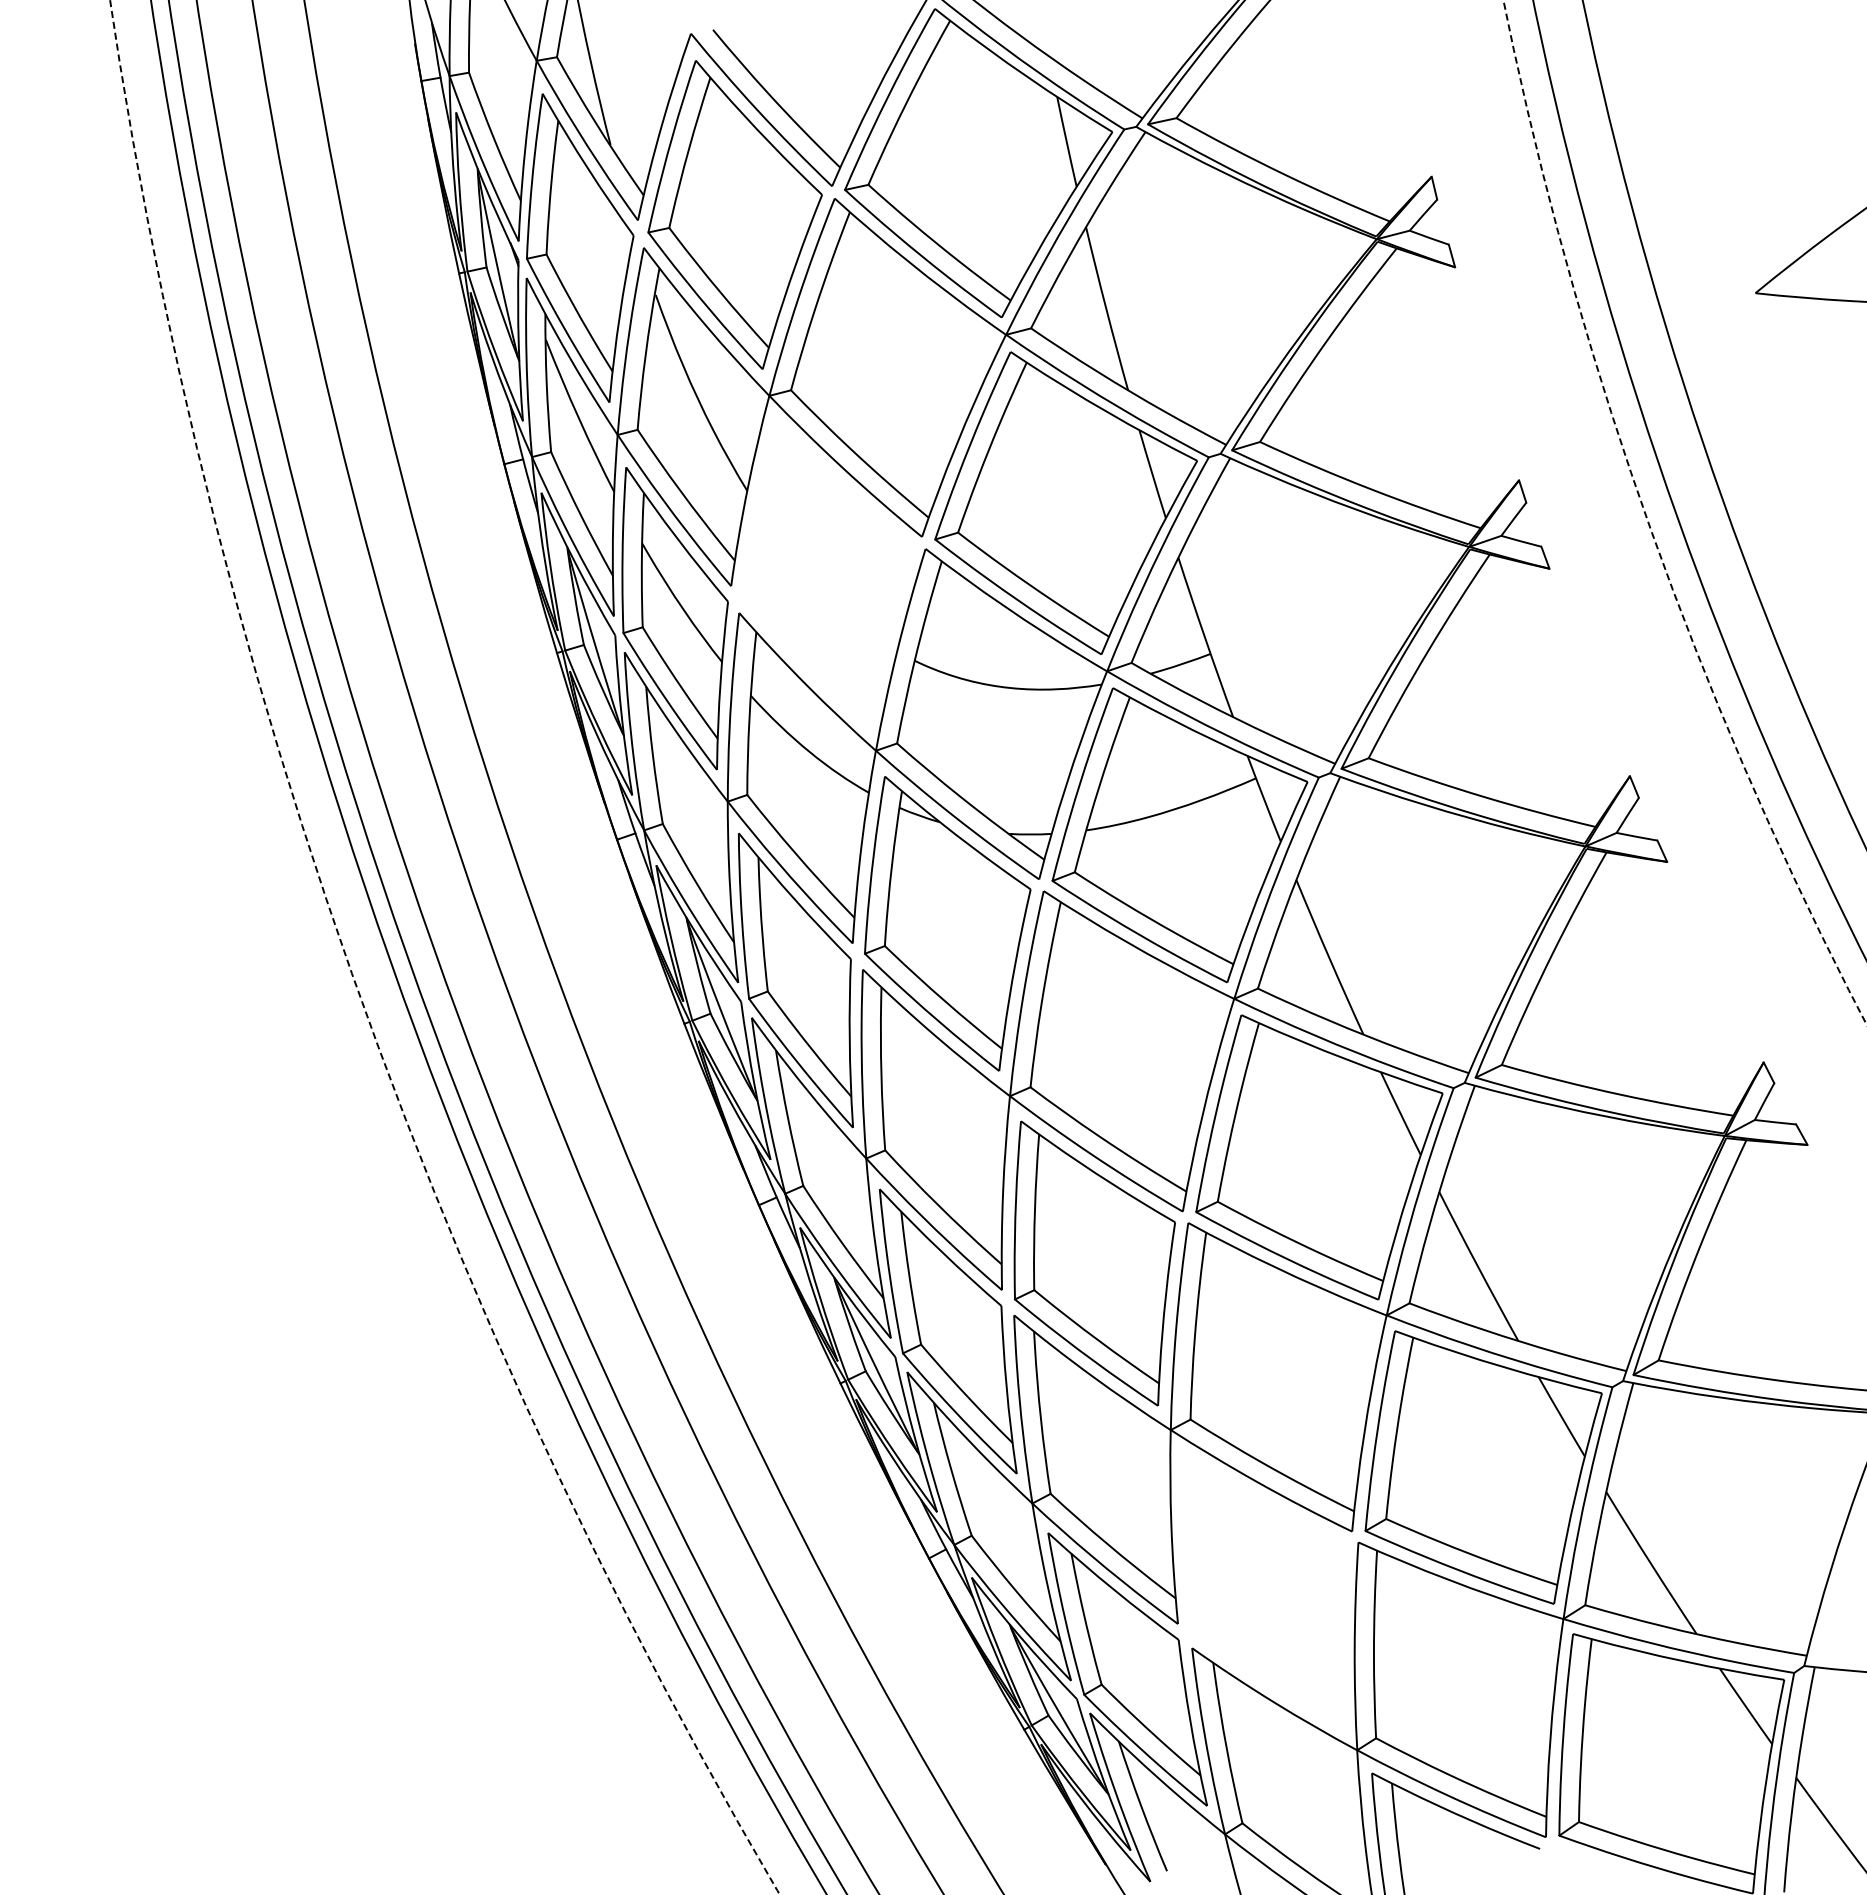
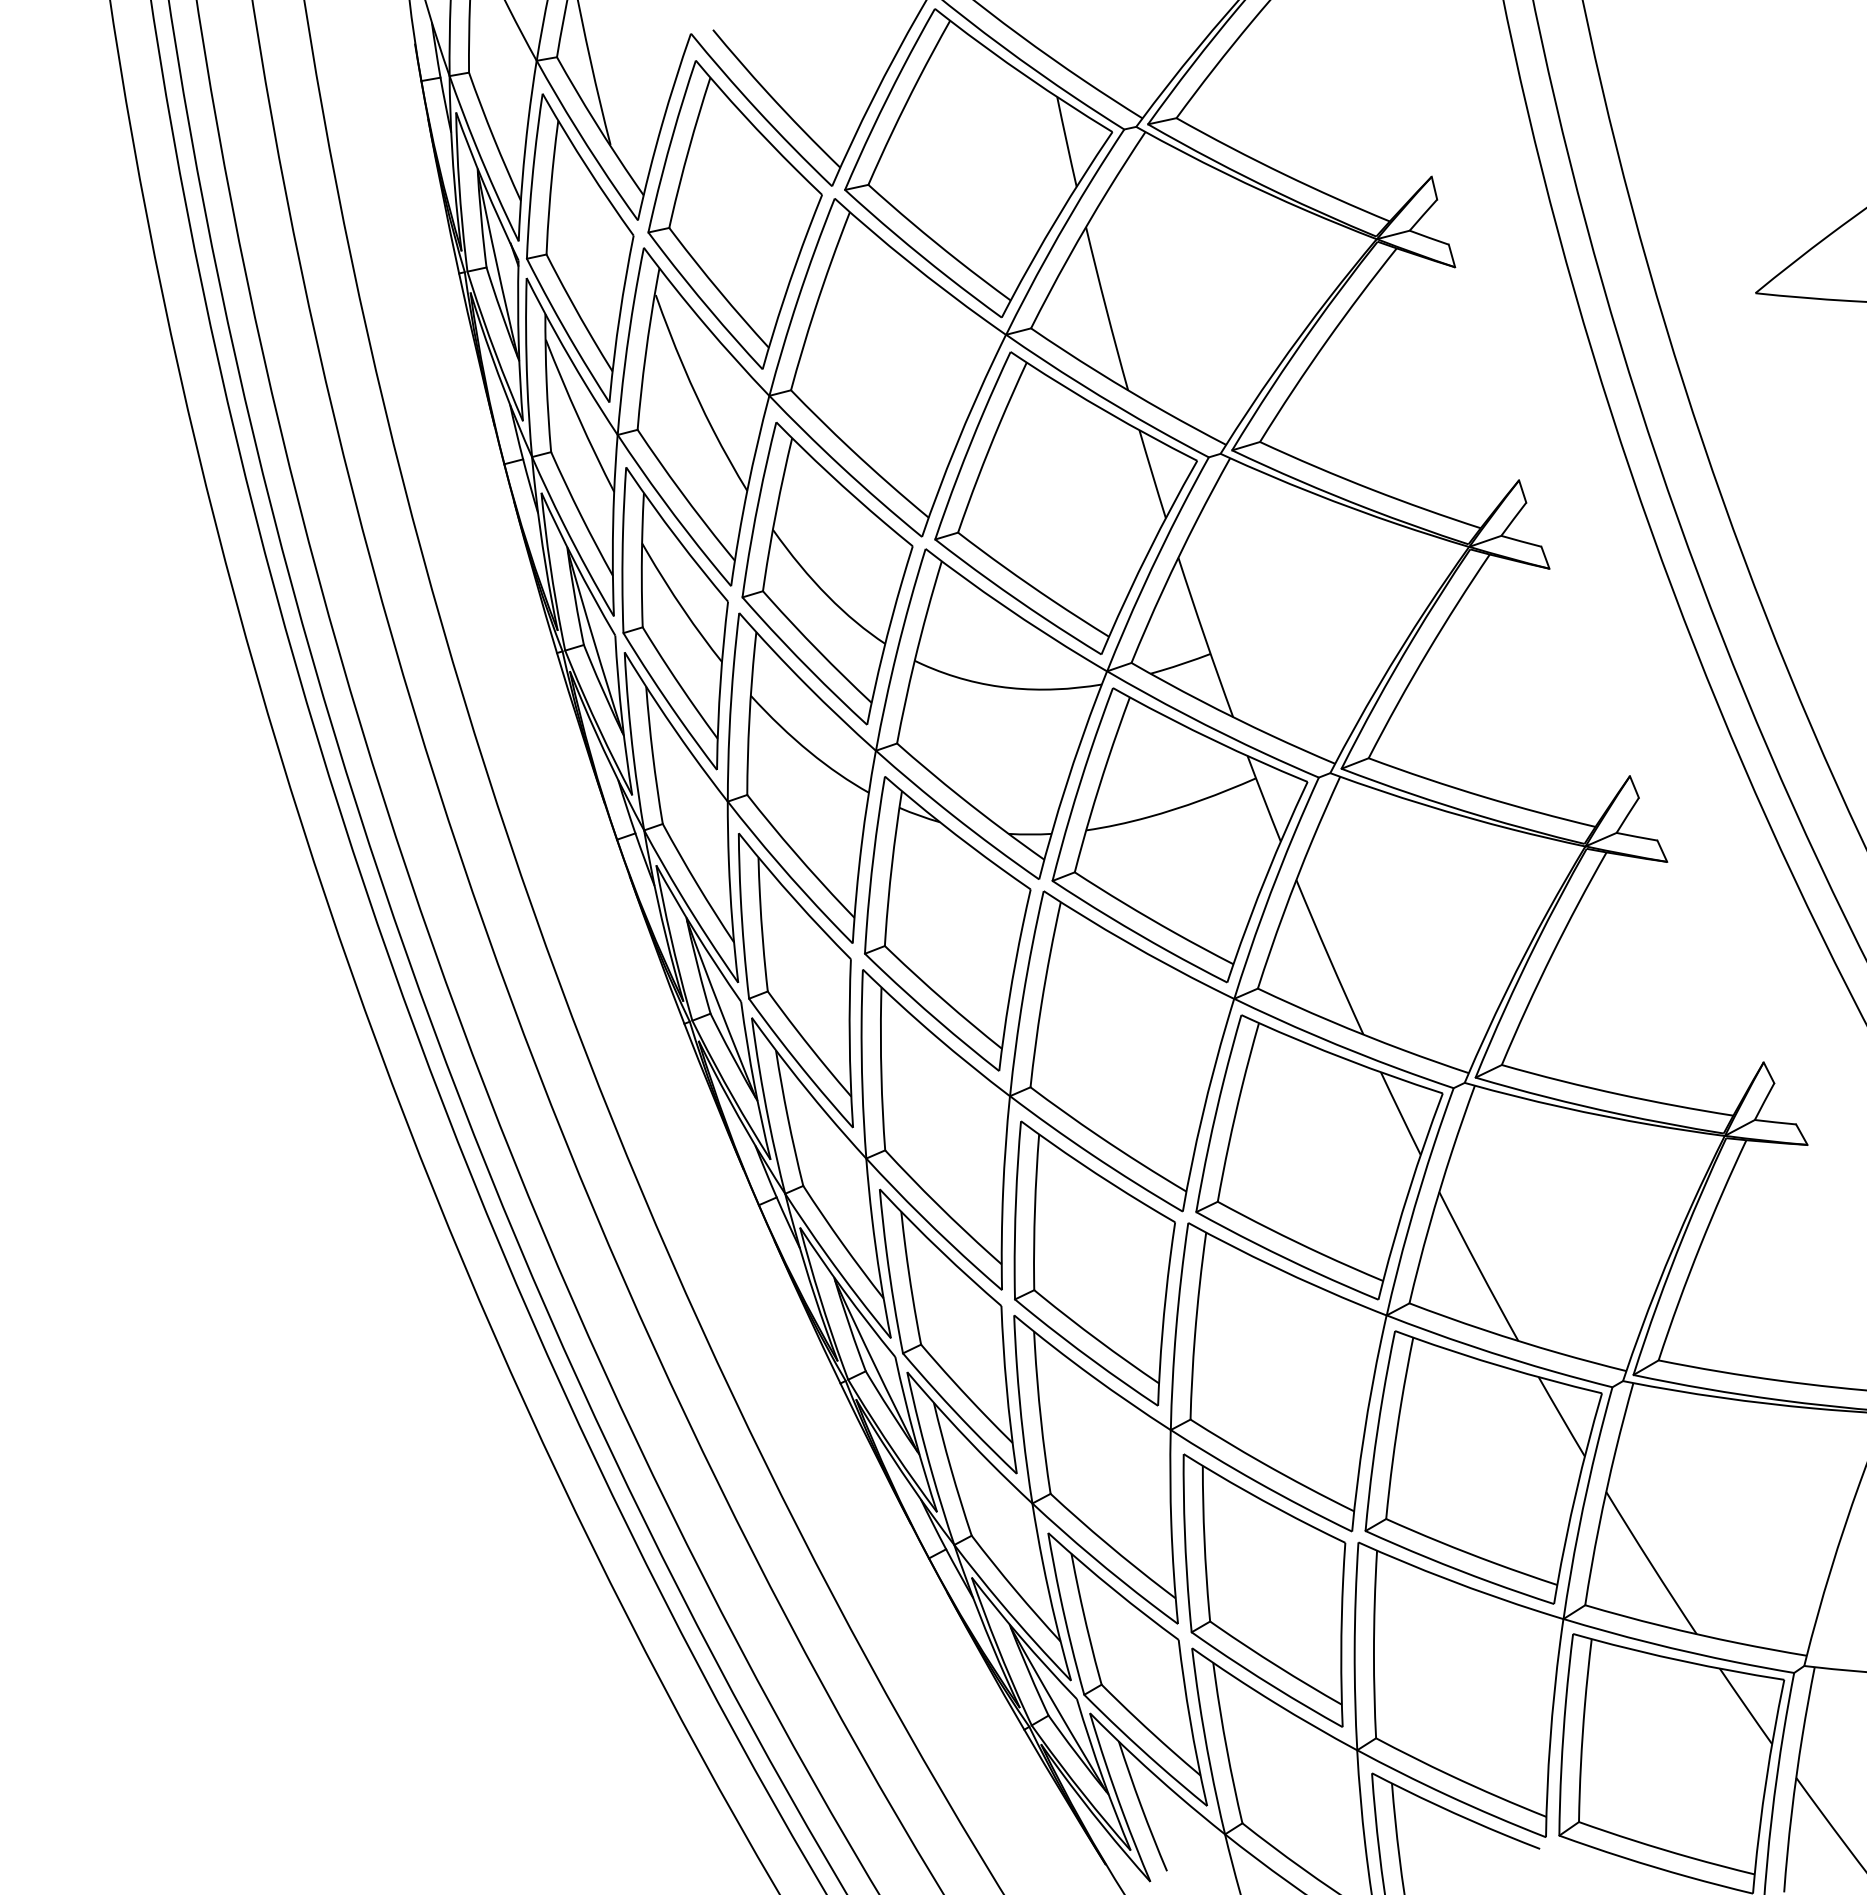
arc: dashed -> solid (1649, 526)
part: none -> present (827, 573)
arc: dashed -> solid (351, 973)
part: none -> present (1264, 1590)
